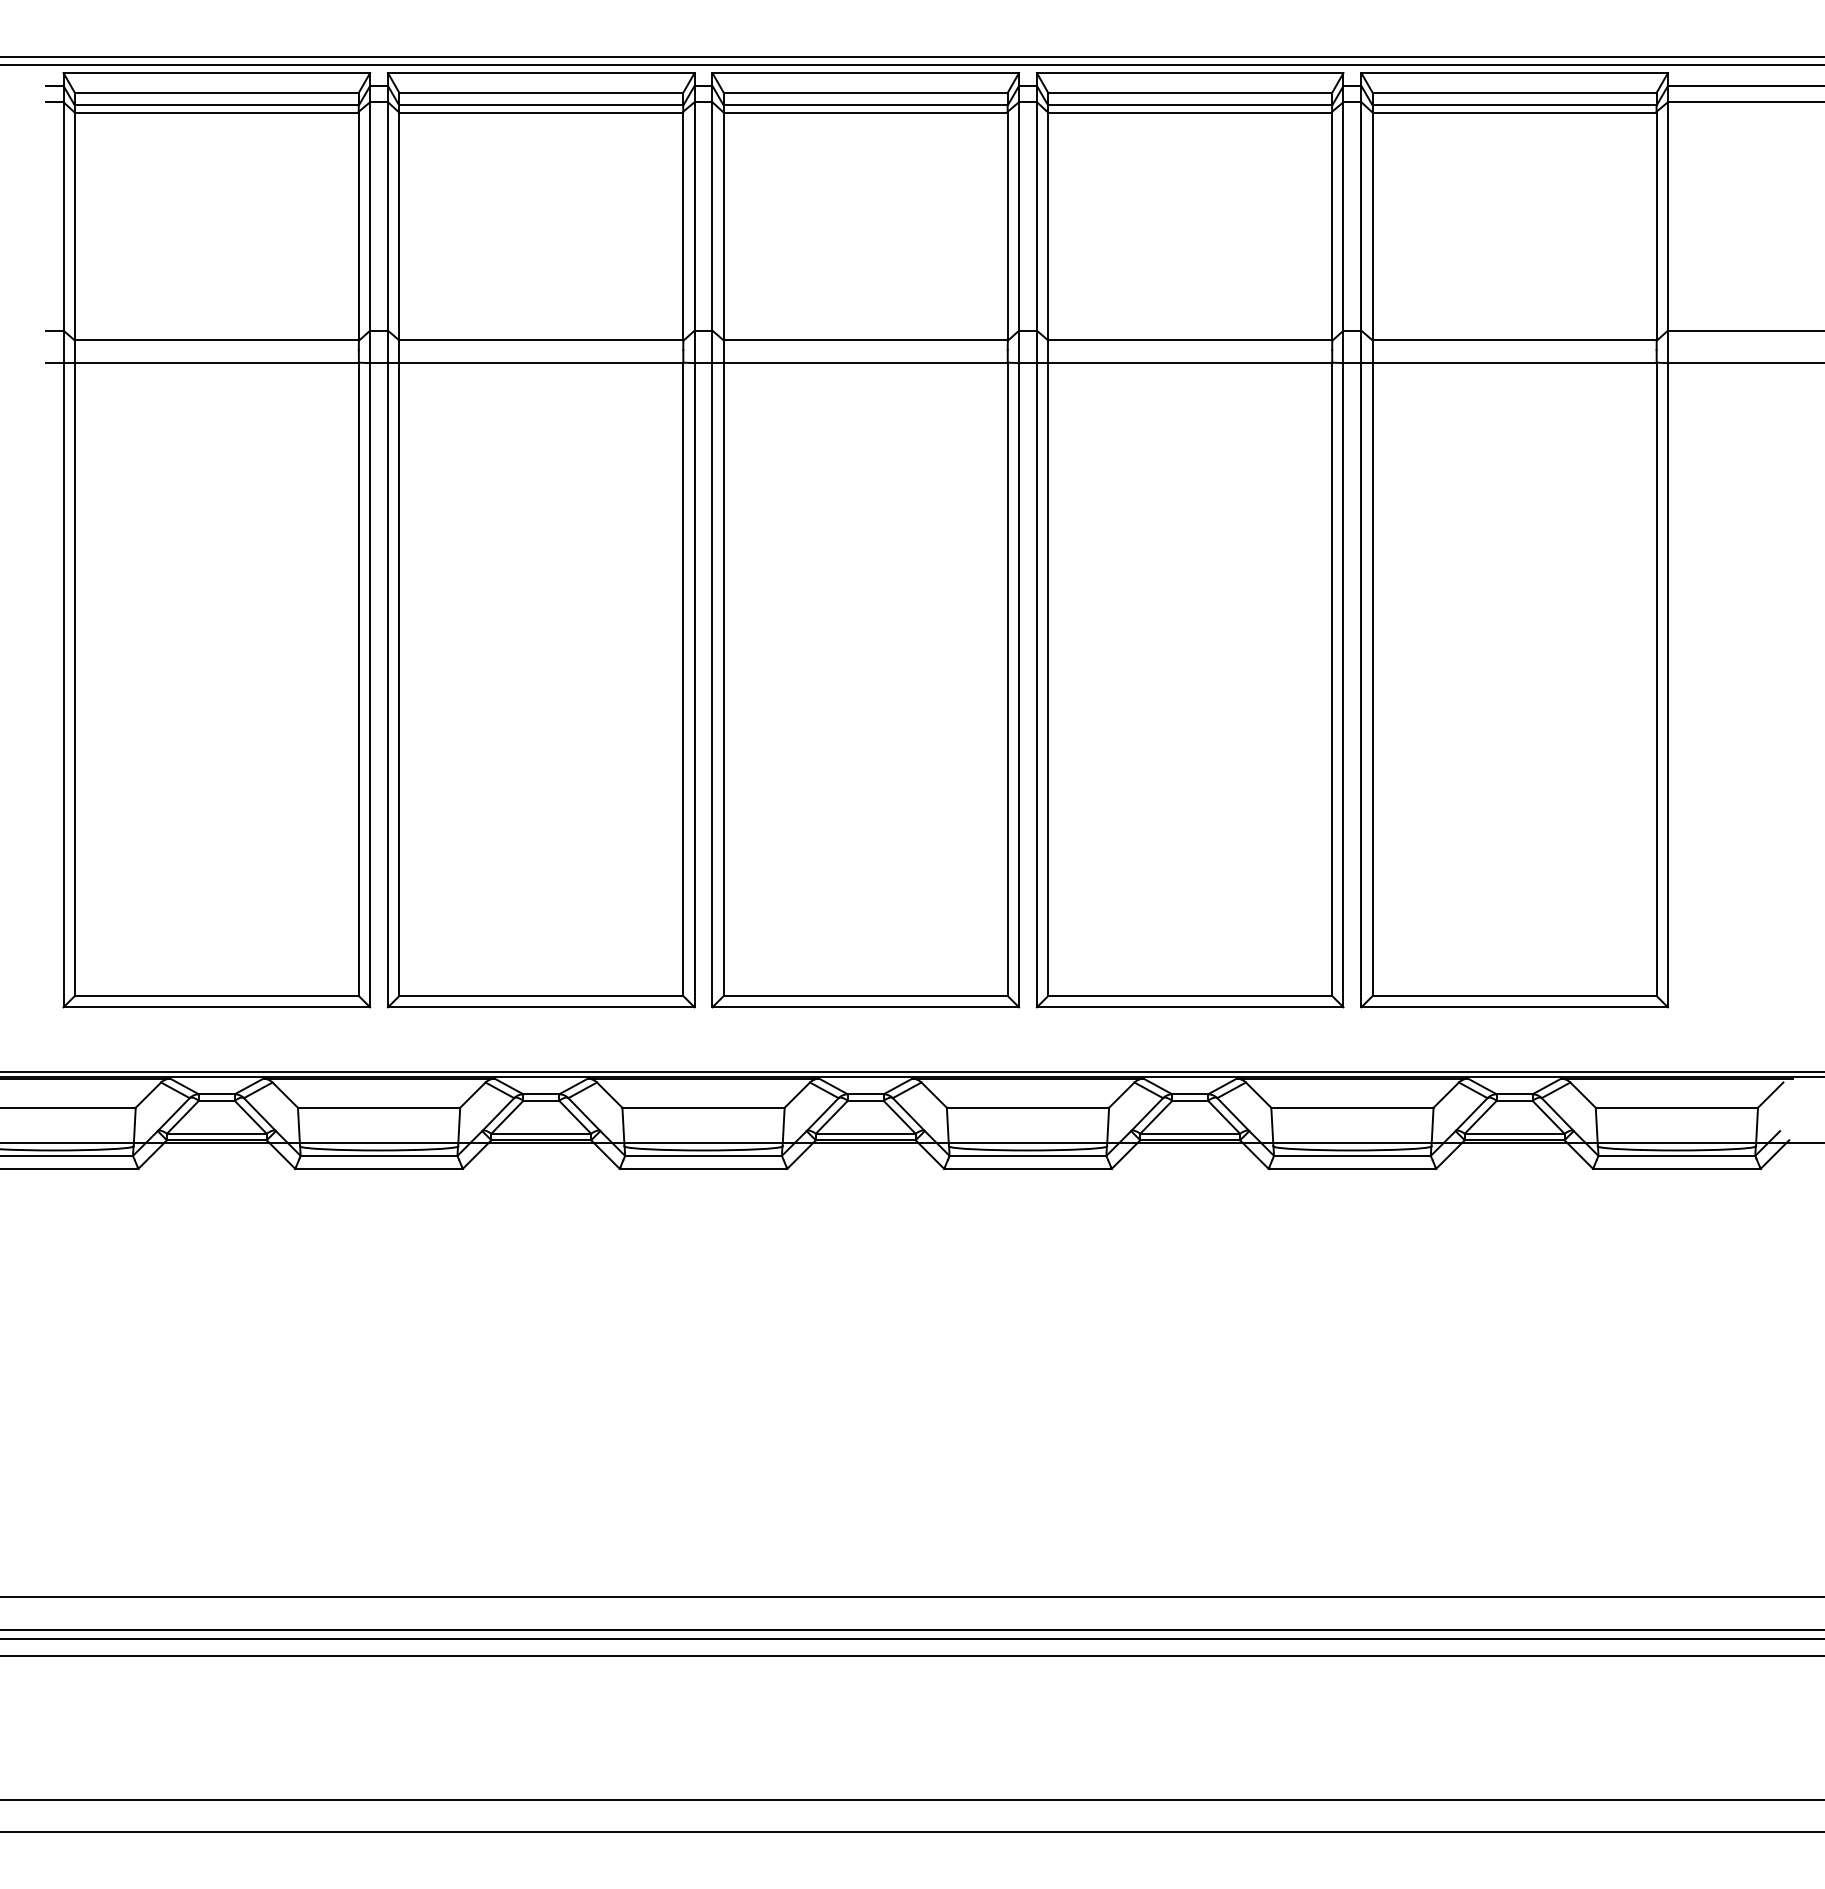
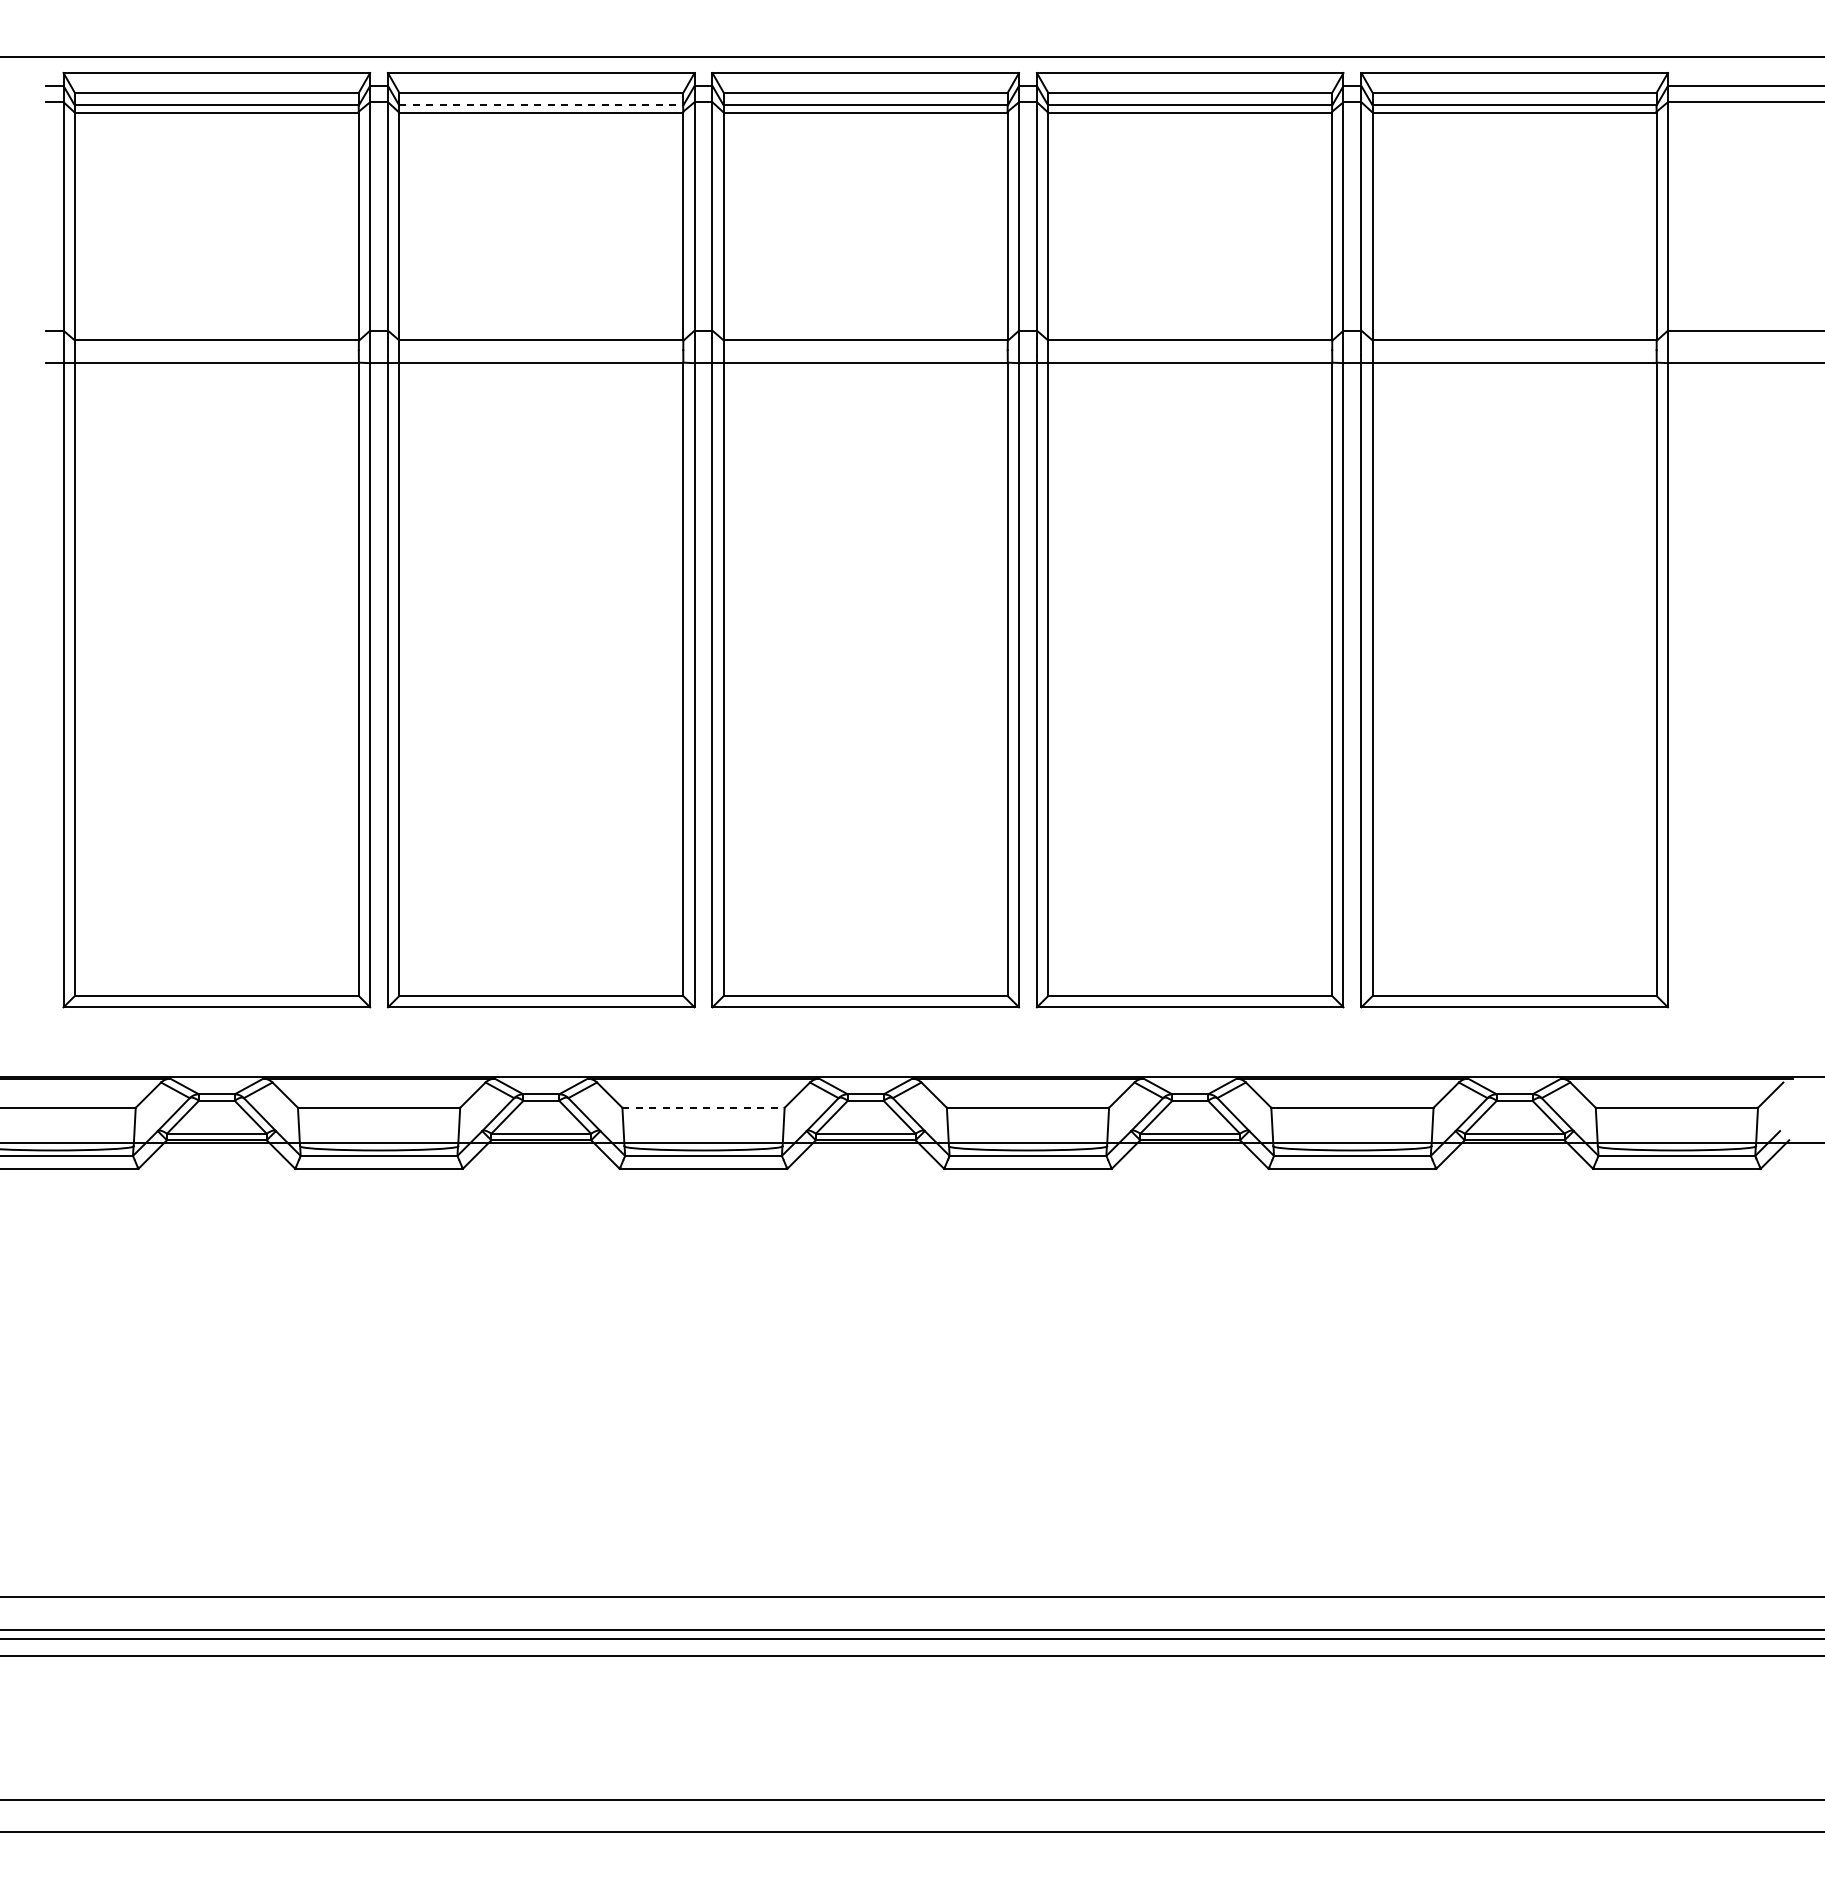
line: present -> none (911, 65)
line: solid -> dashed (541, 105)
line: present -> none (911, 1072)
line: solid -> dashed (704, 1107)
